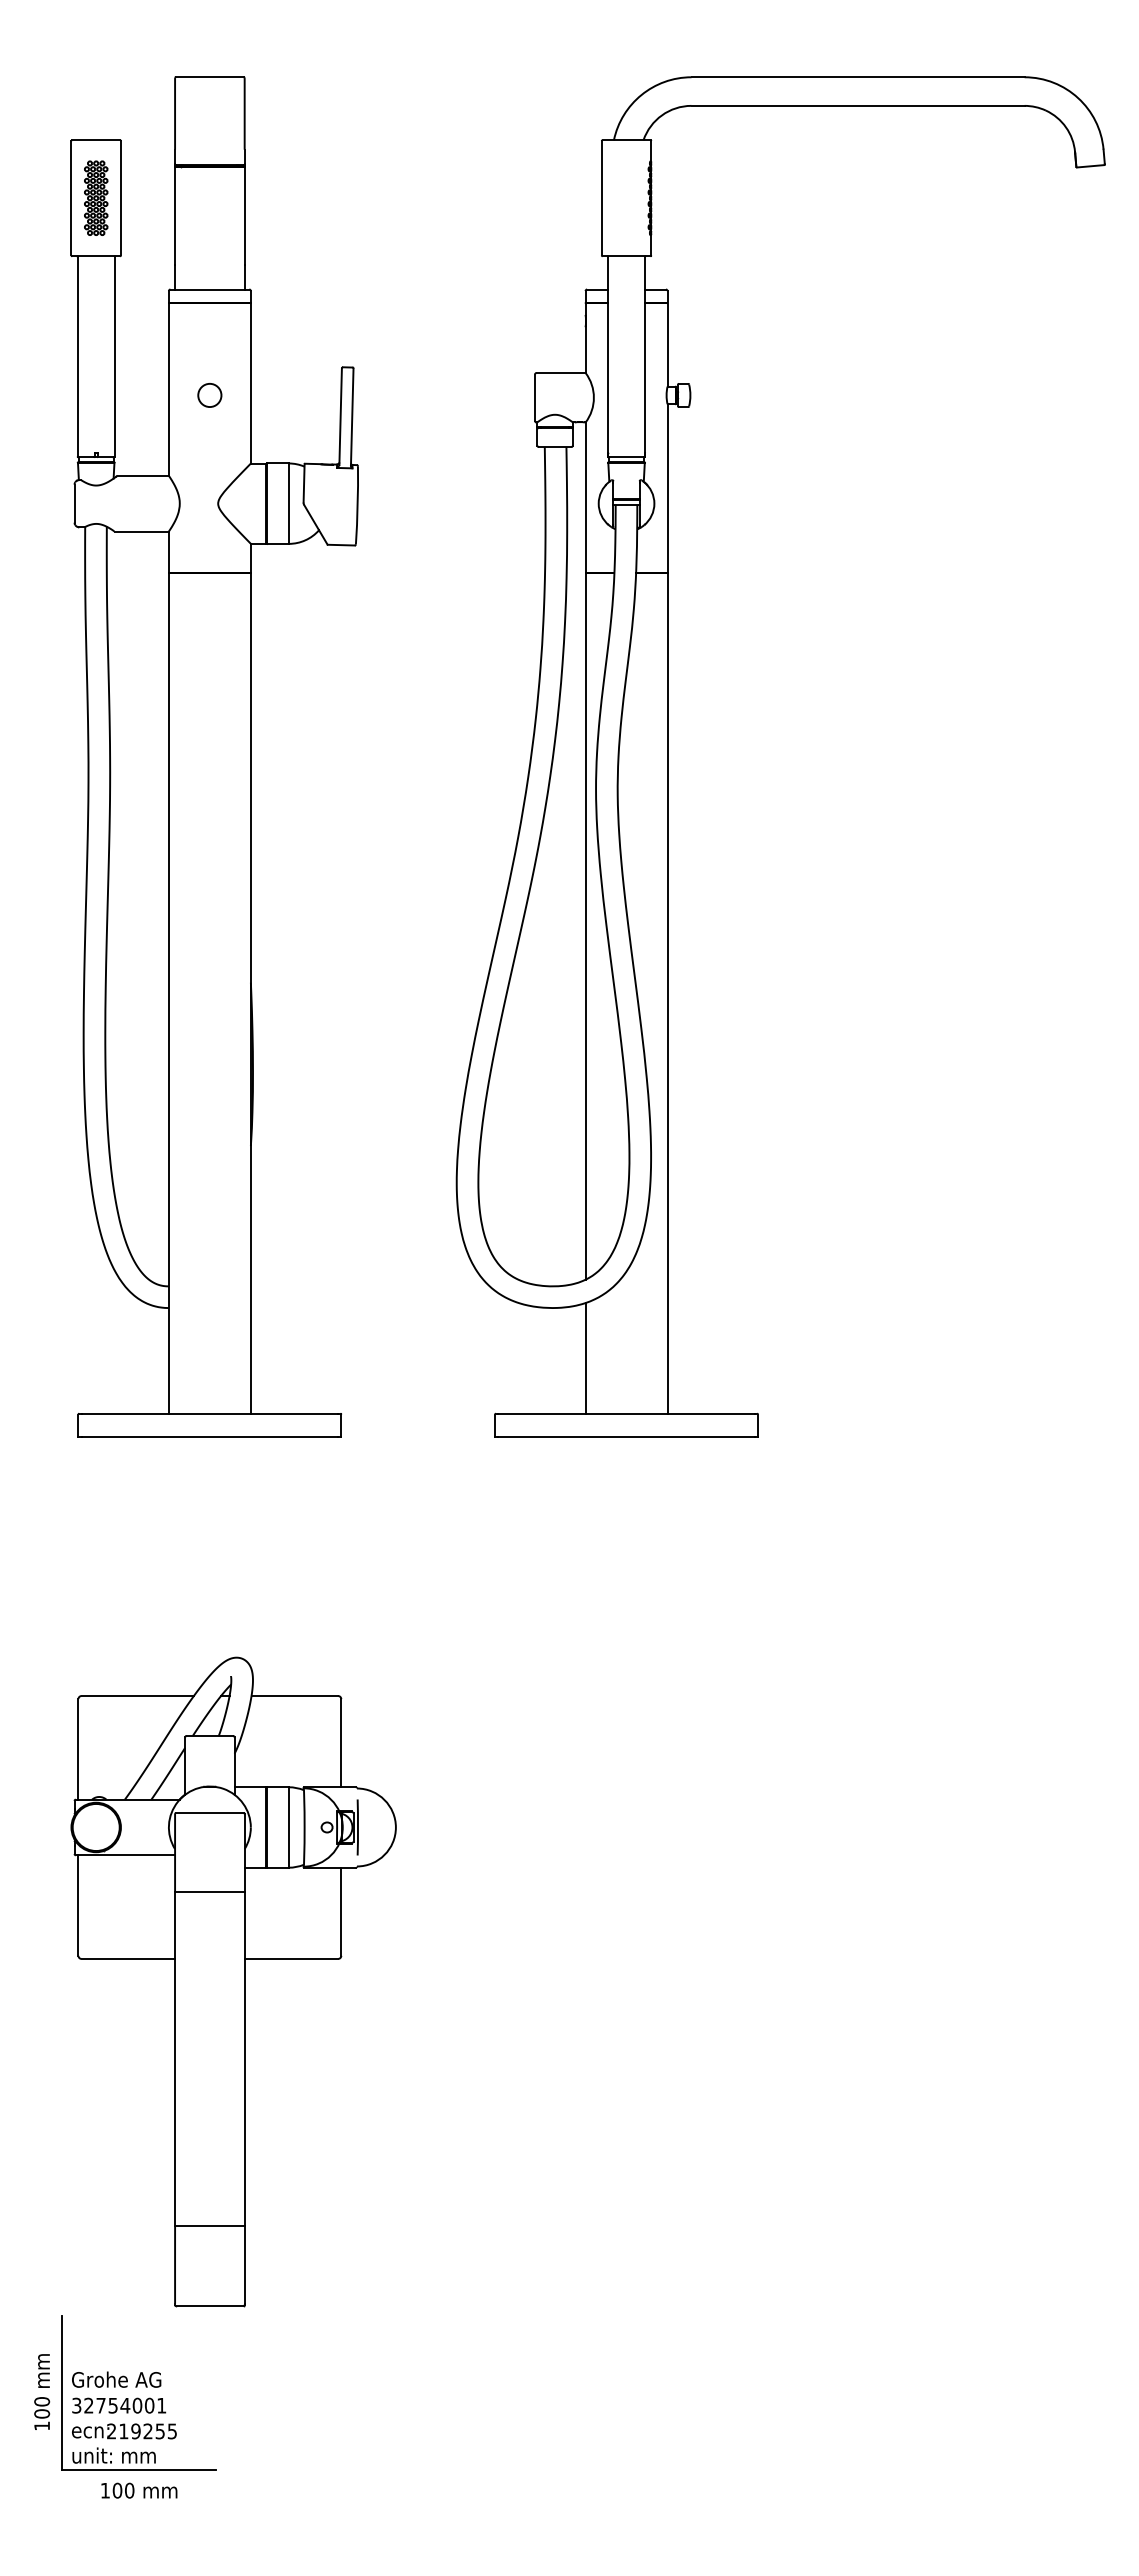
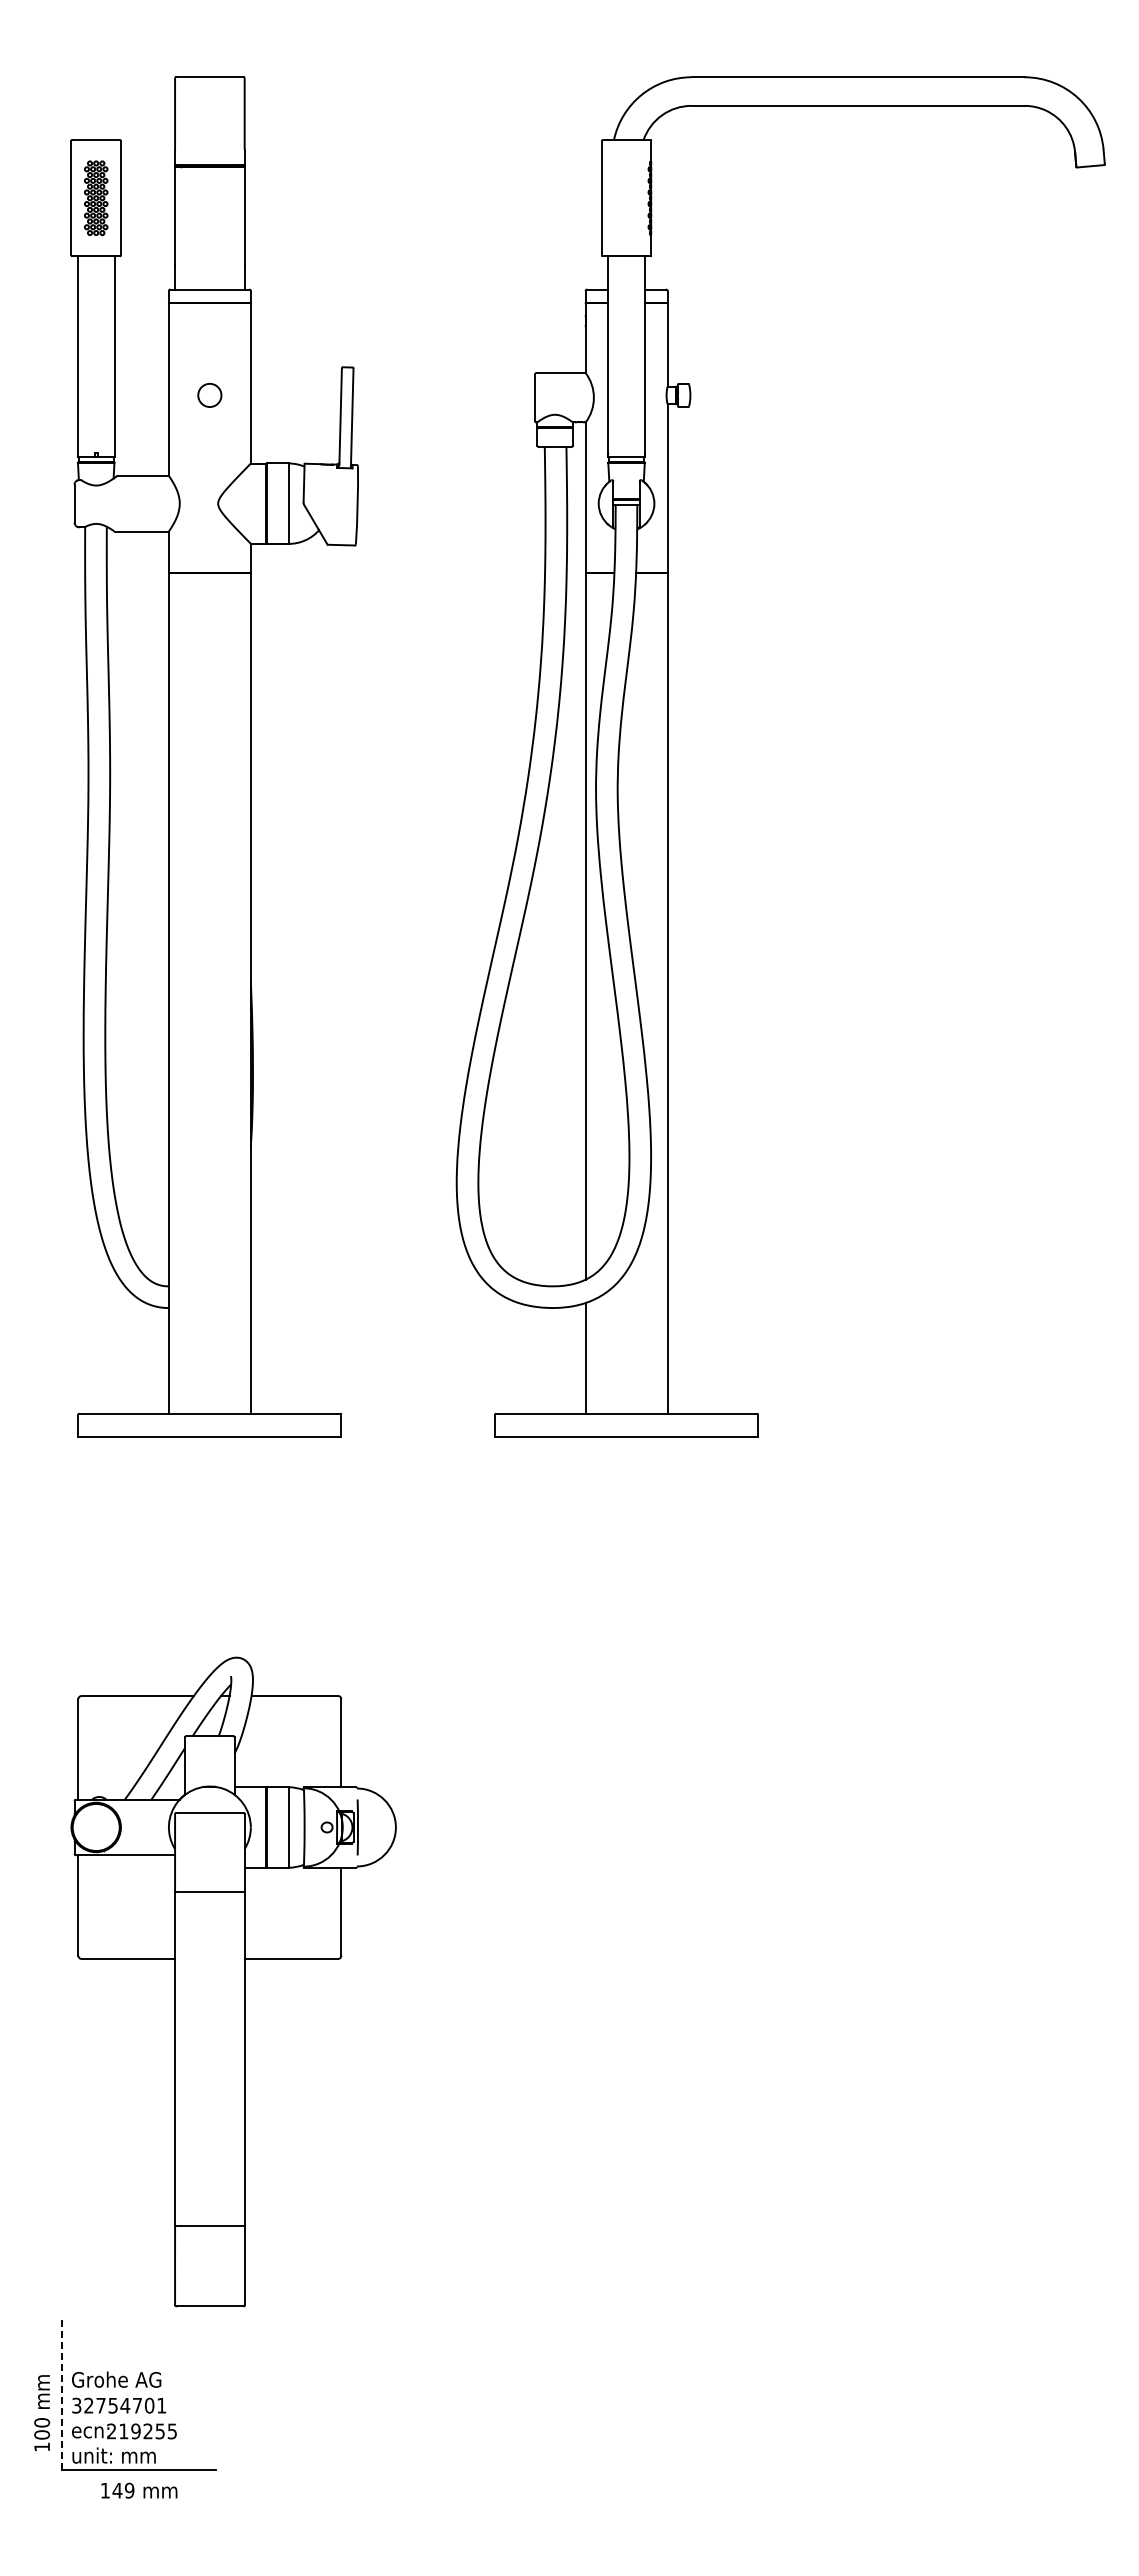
text position: (42, 2391) -> (42, 2412) (42, 2412)
line: solid -> dashed (61, 2392)
text: 32754001 -> 32754701 (137, 2405)
text: 100 -> 149 (123, 2490)
